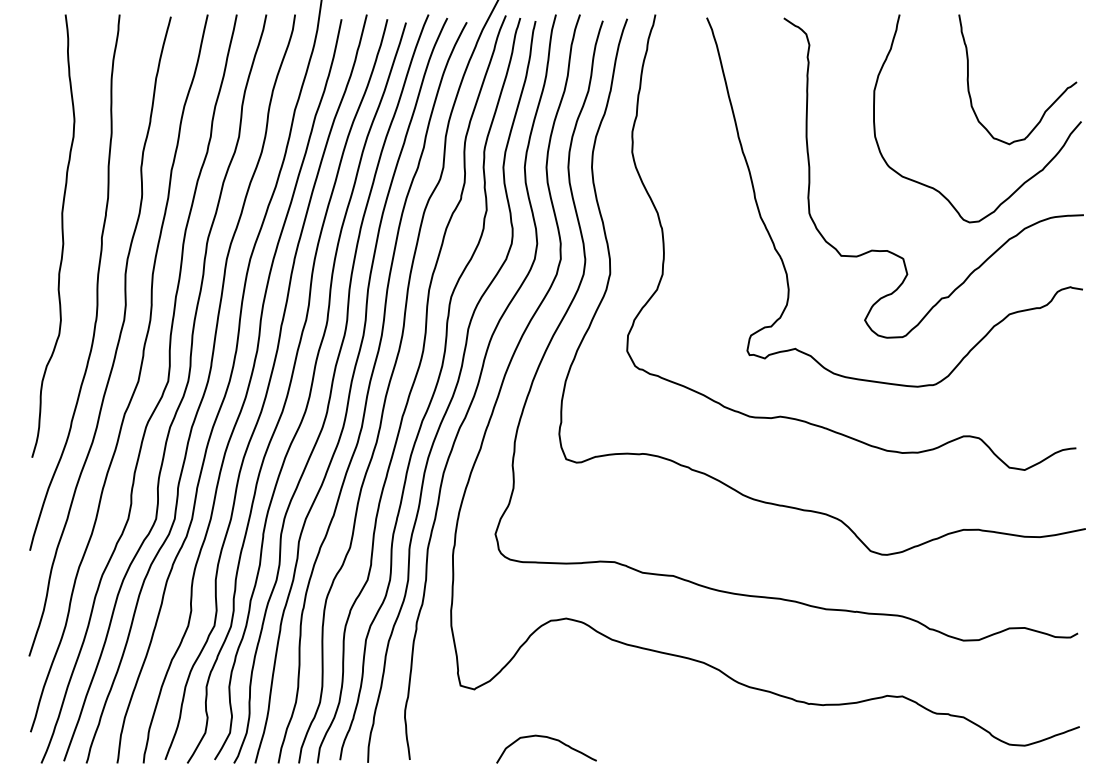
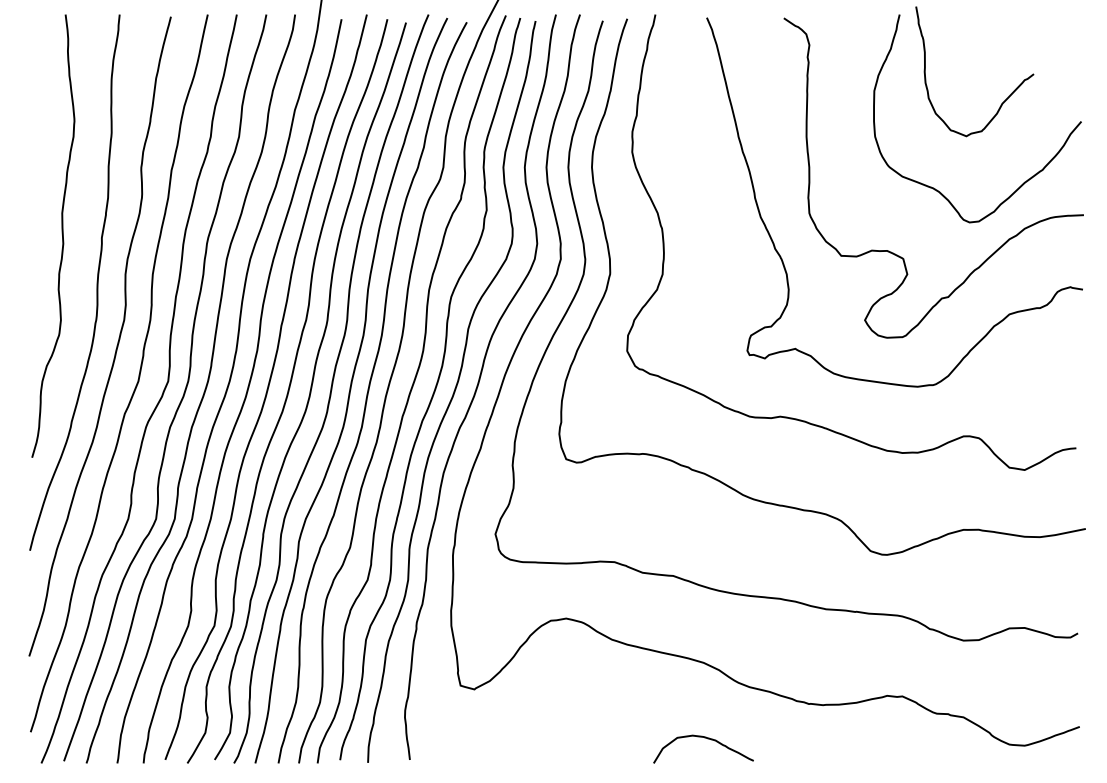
curve position: (1047, 108) -> (1004, 100) (1004, 100)
curve position: (550, 739) -> (707, 739) (707, 739)
